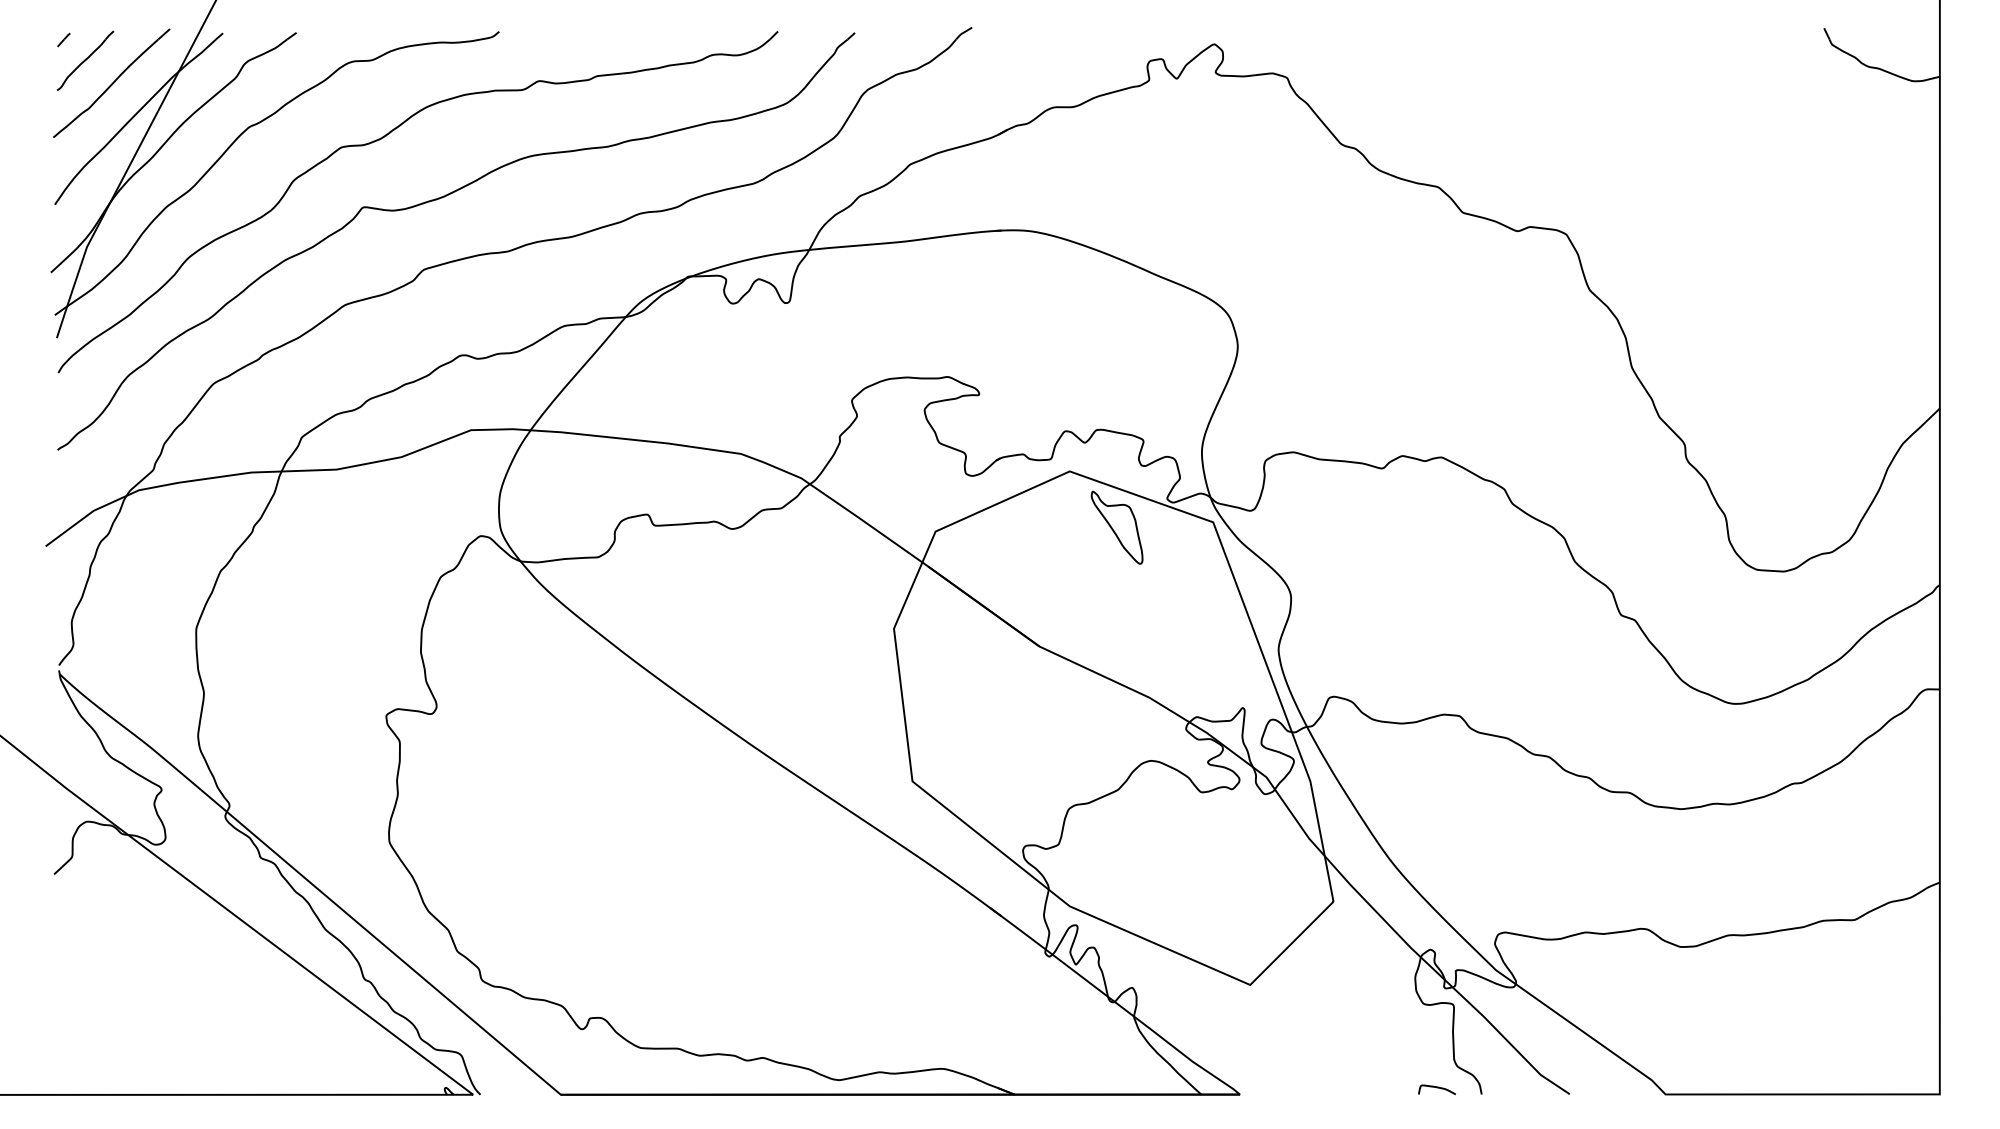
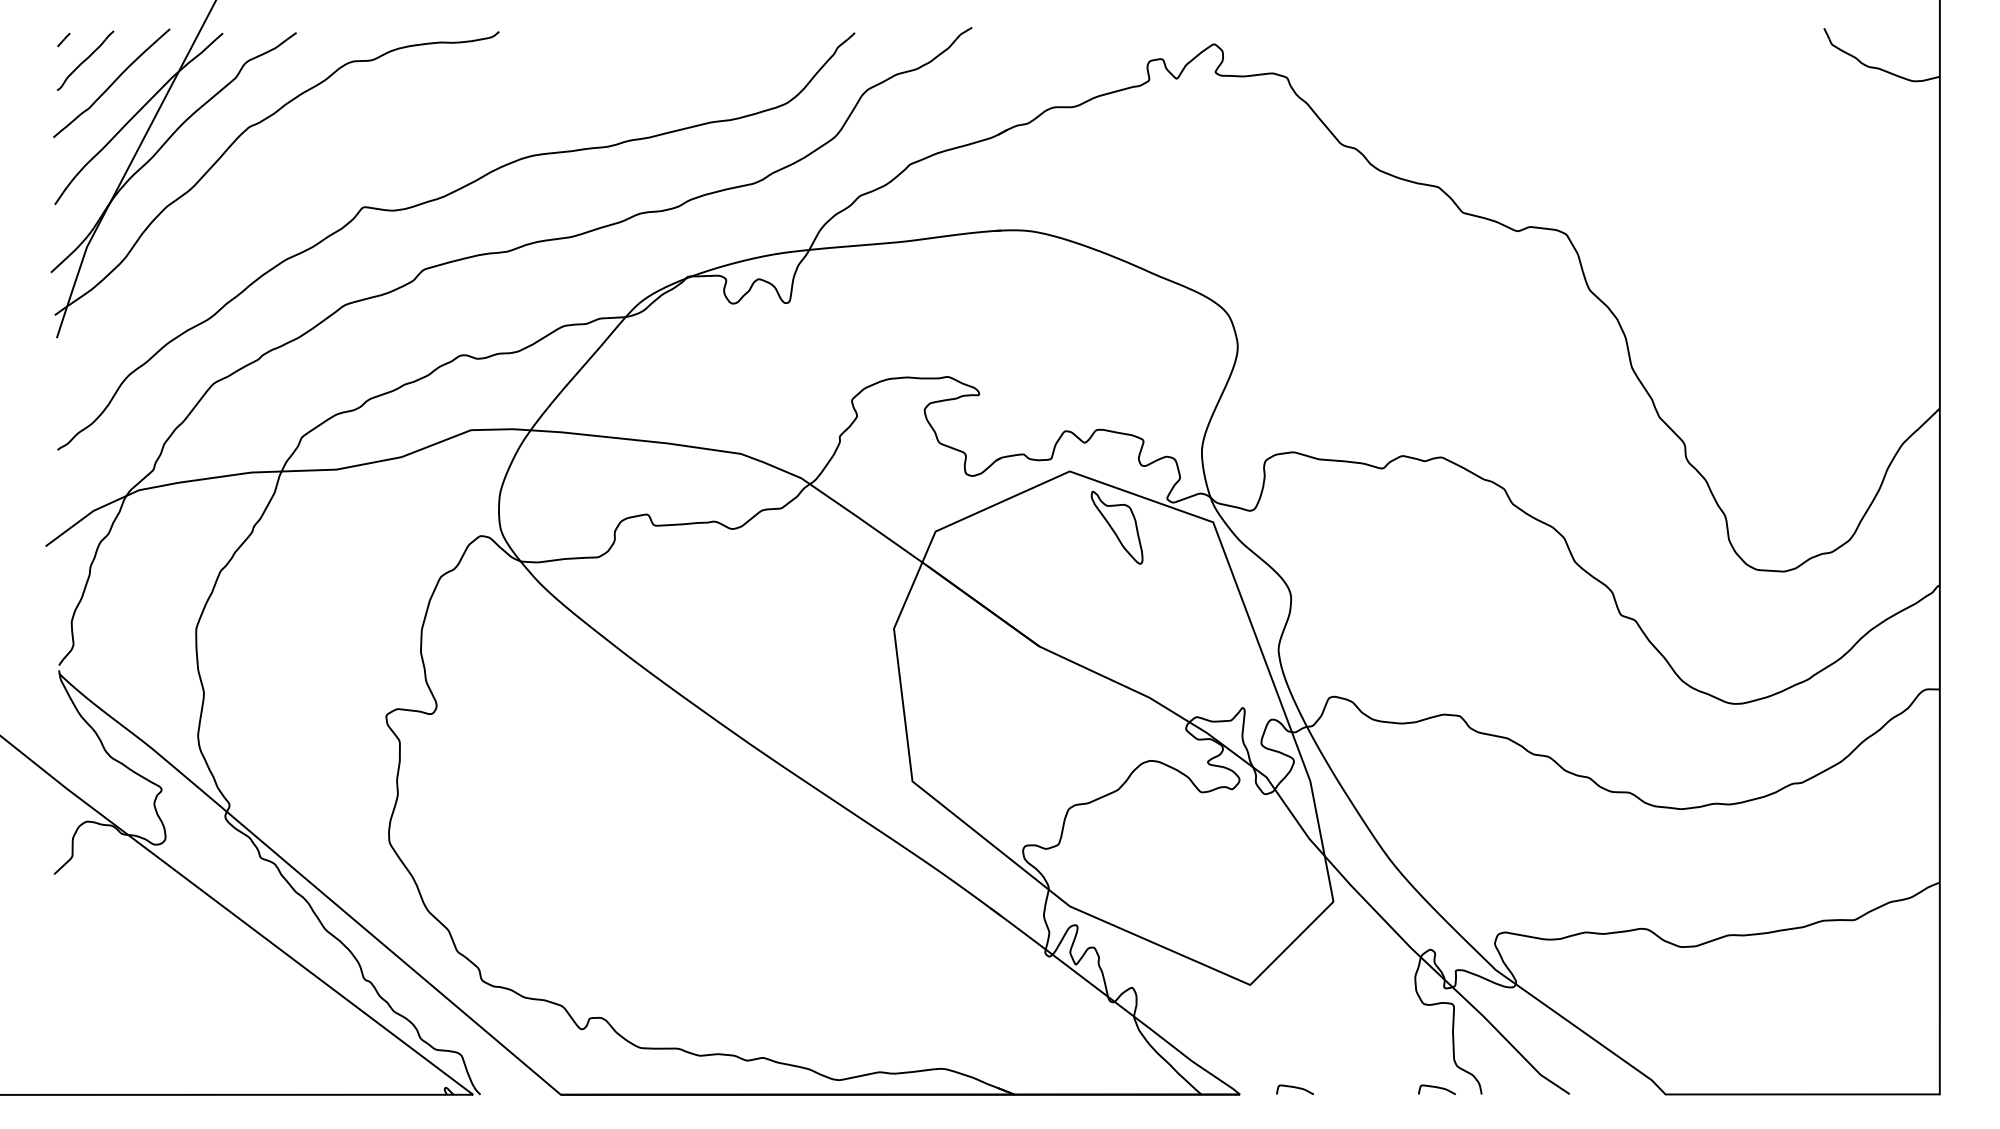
part: present -> none (383, 138)
curve: none -> present (1294, 1088)
